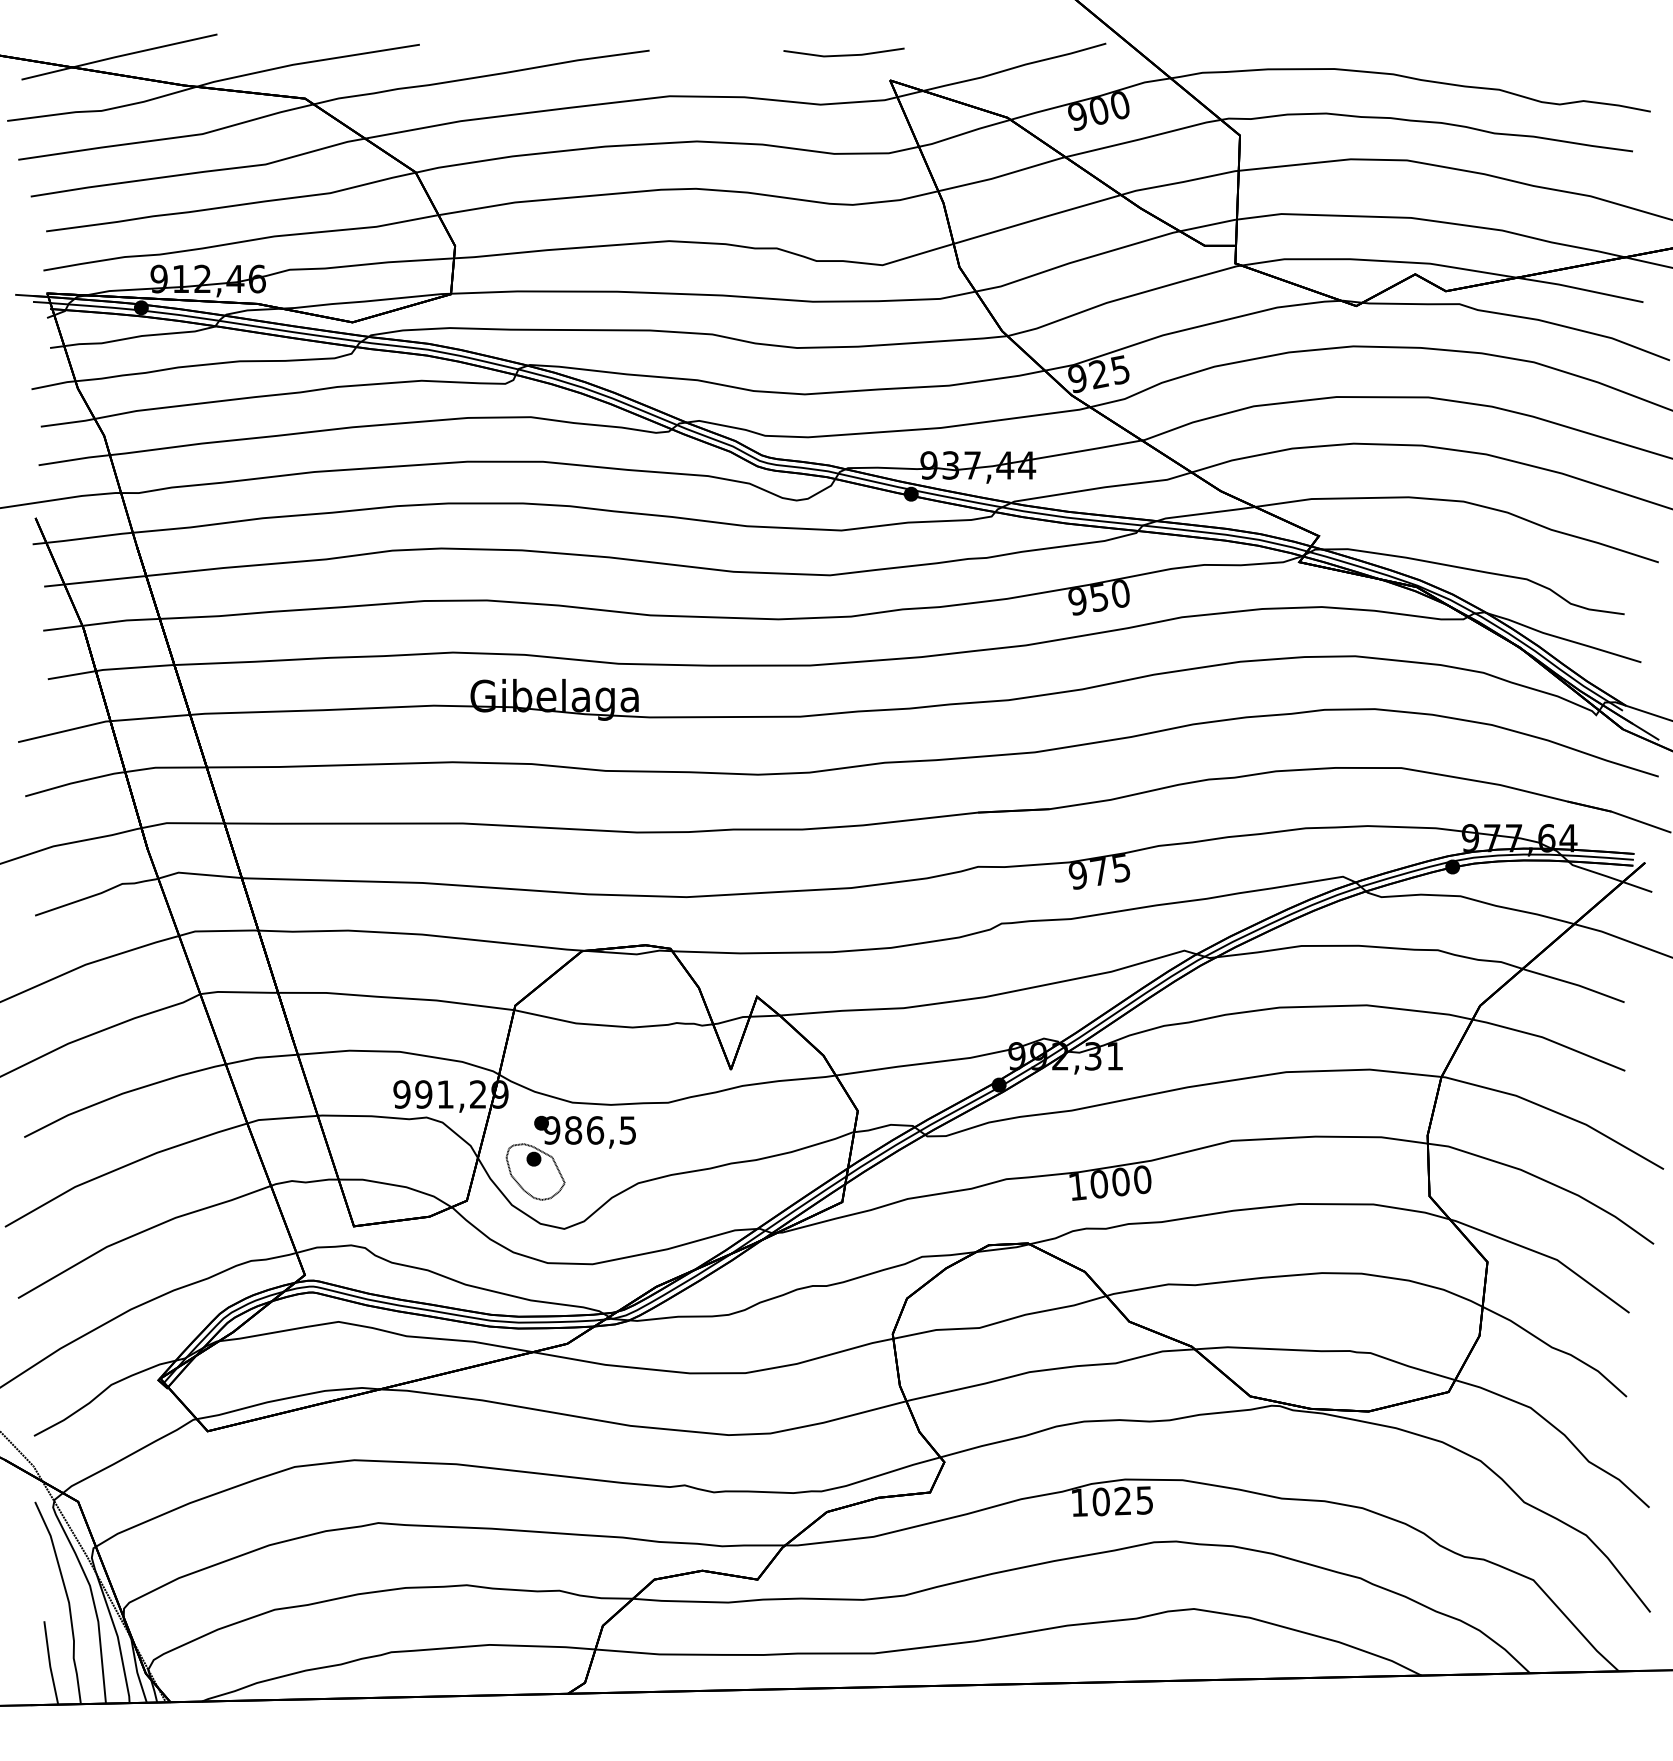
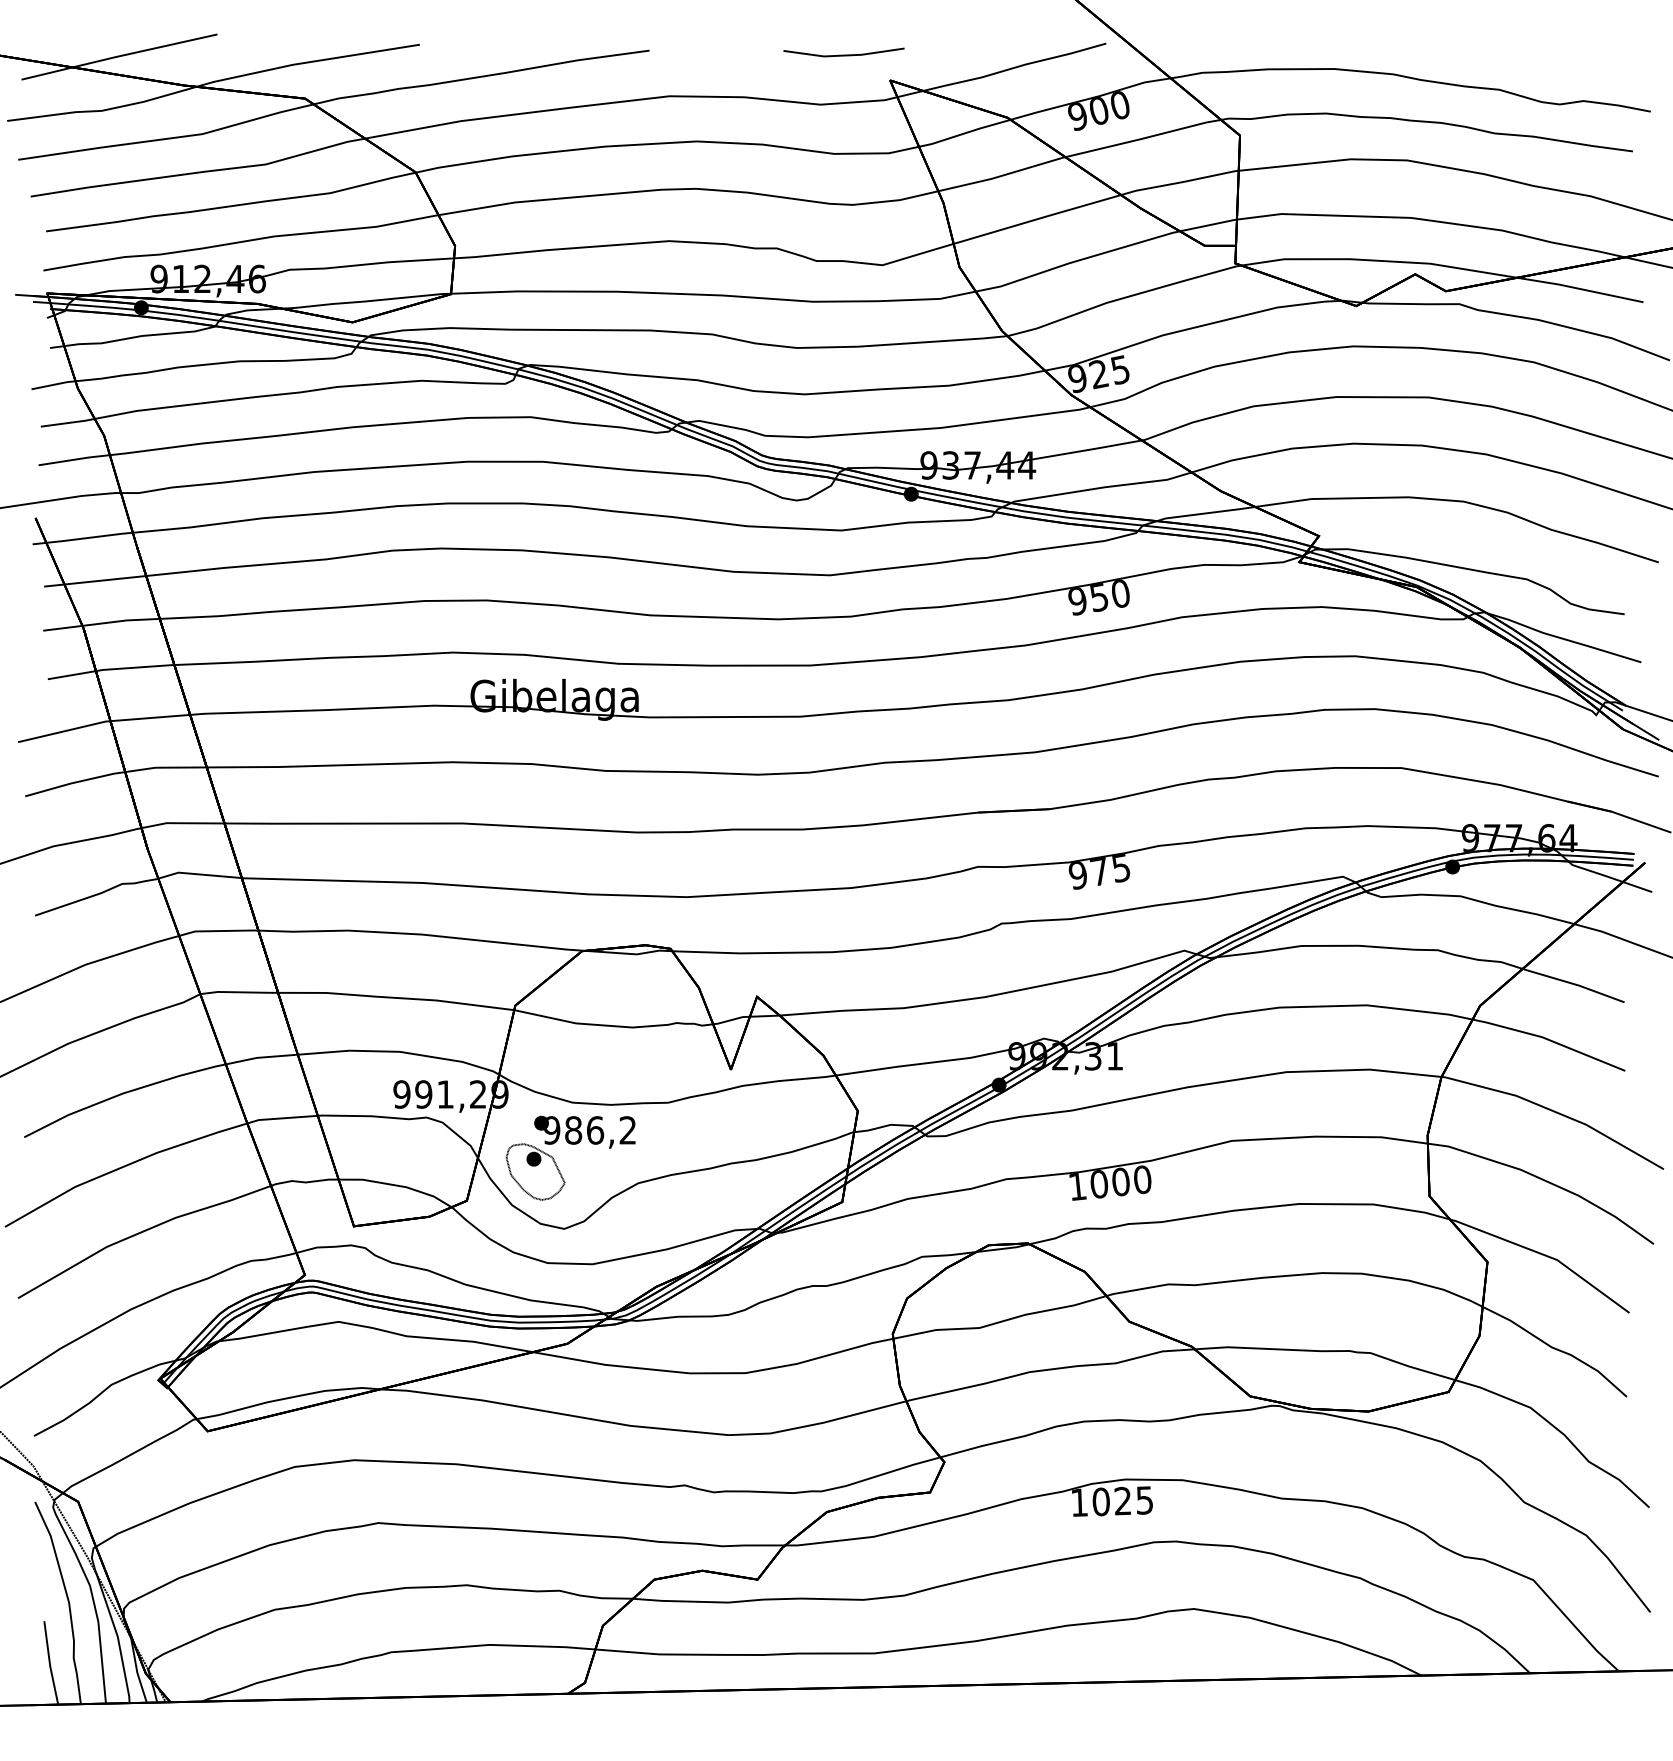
text: 986,5 -> 986,2 (627, 1130)
